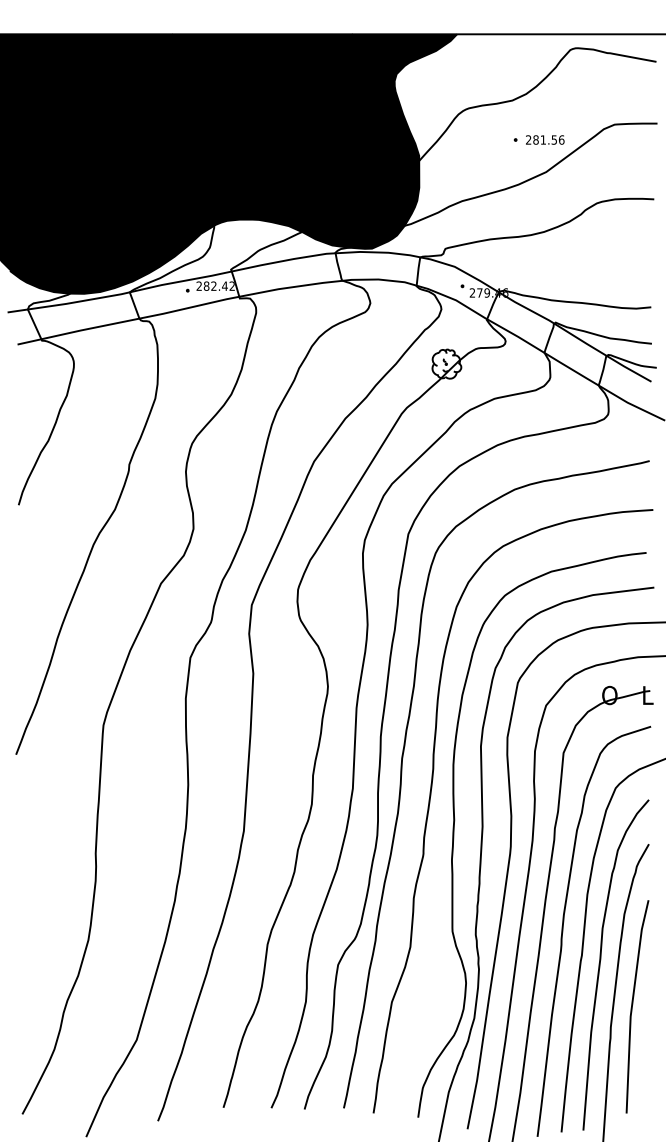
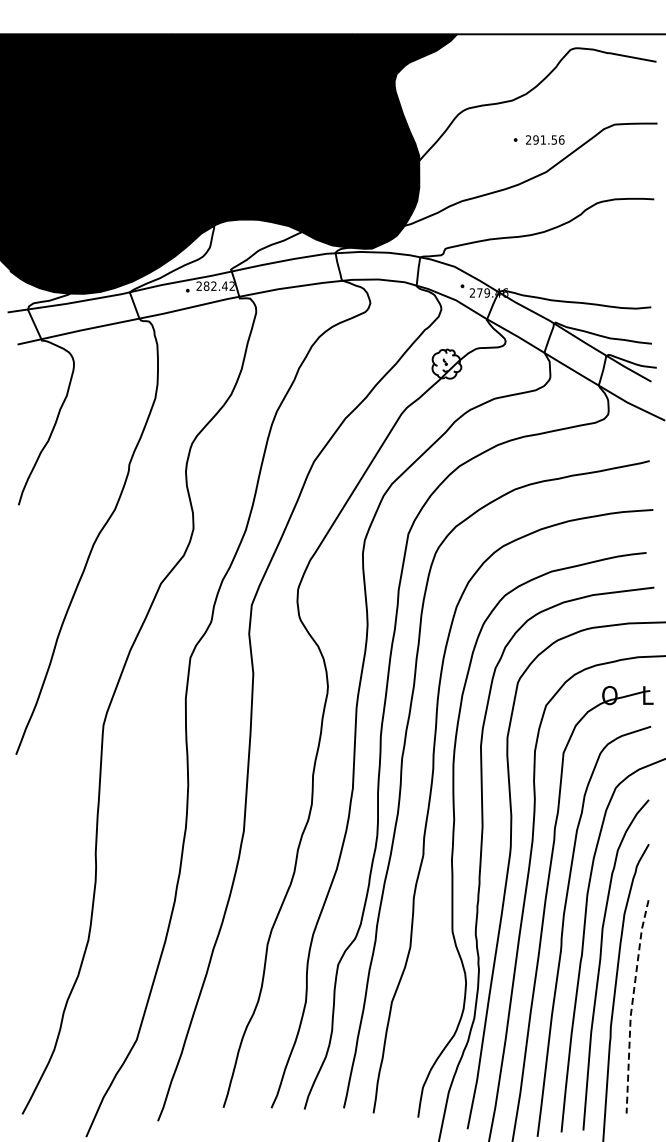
text: 281.56 -> 291.56 (535, 139)
line: solid -> dashed (631, 1006)
